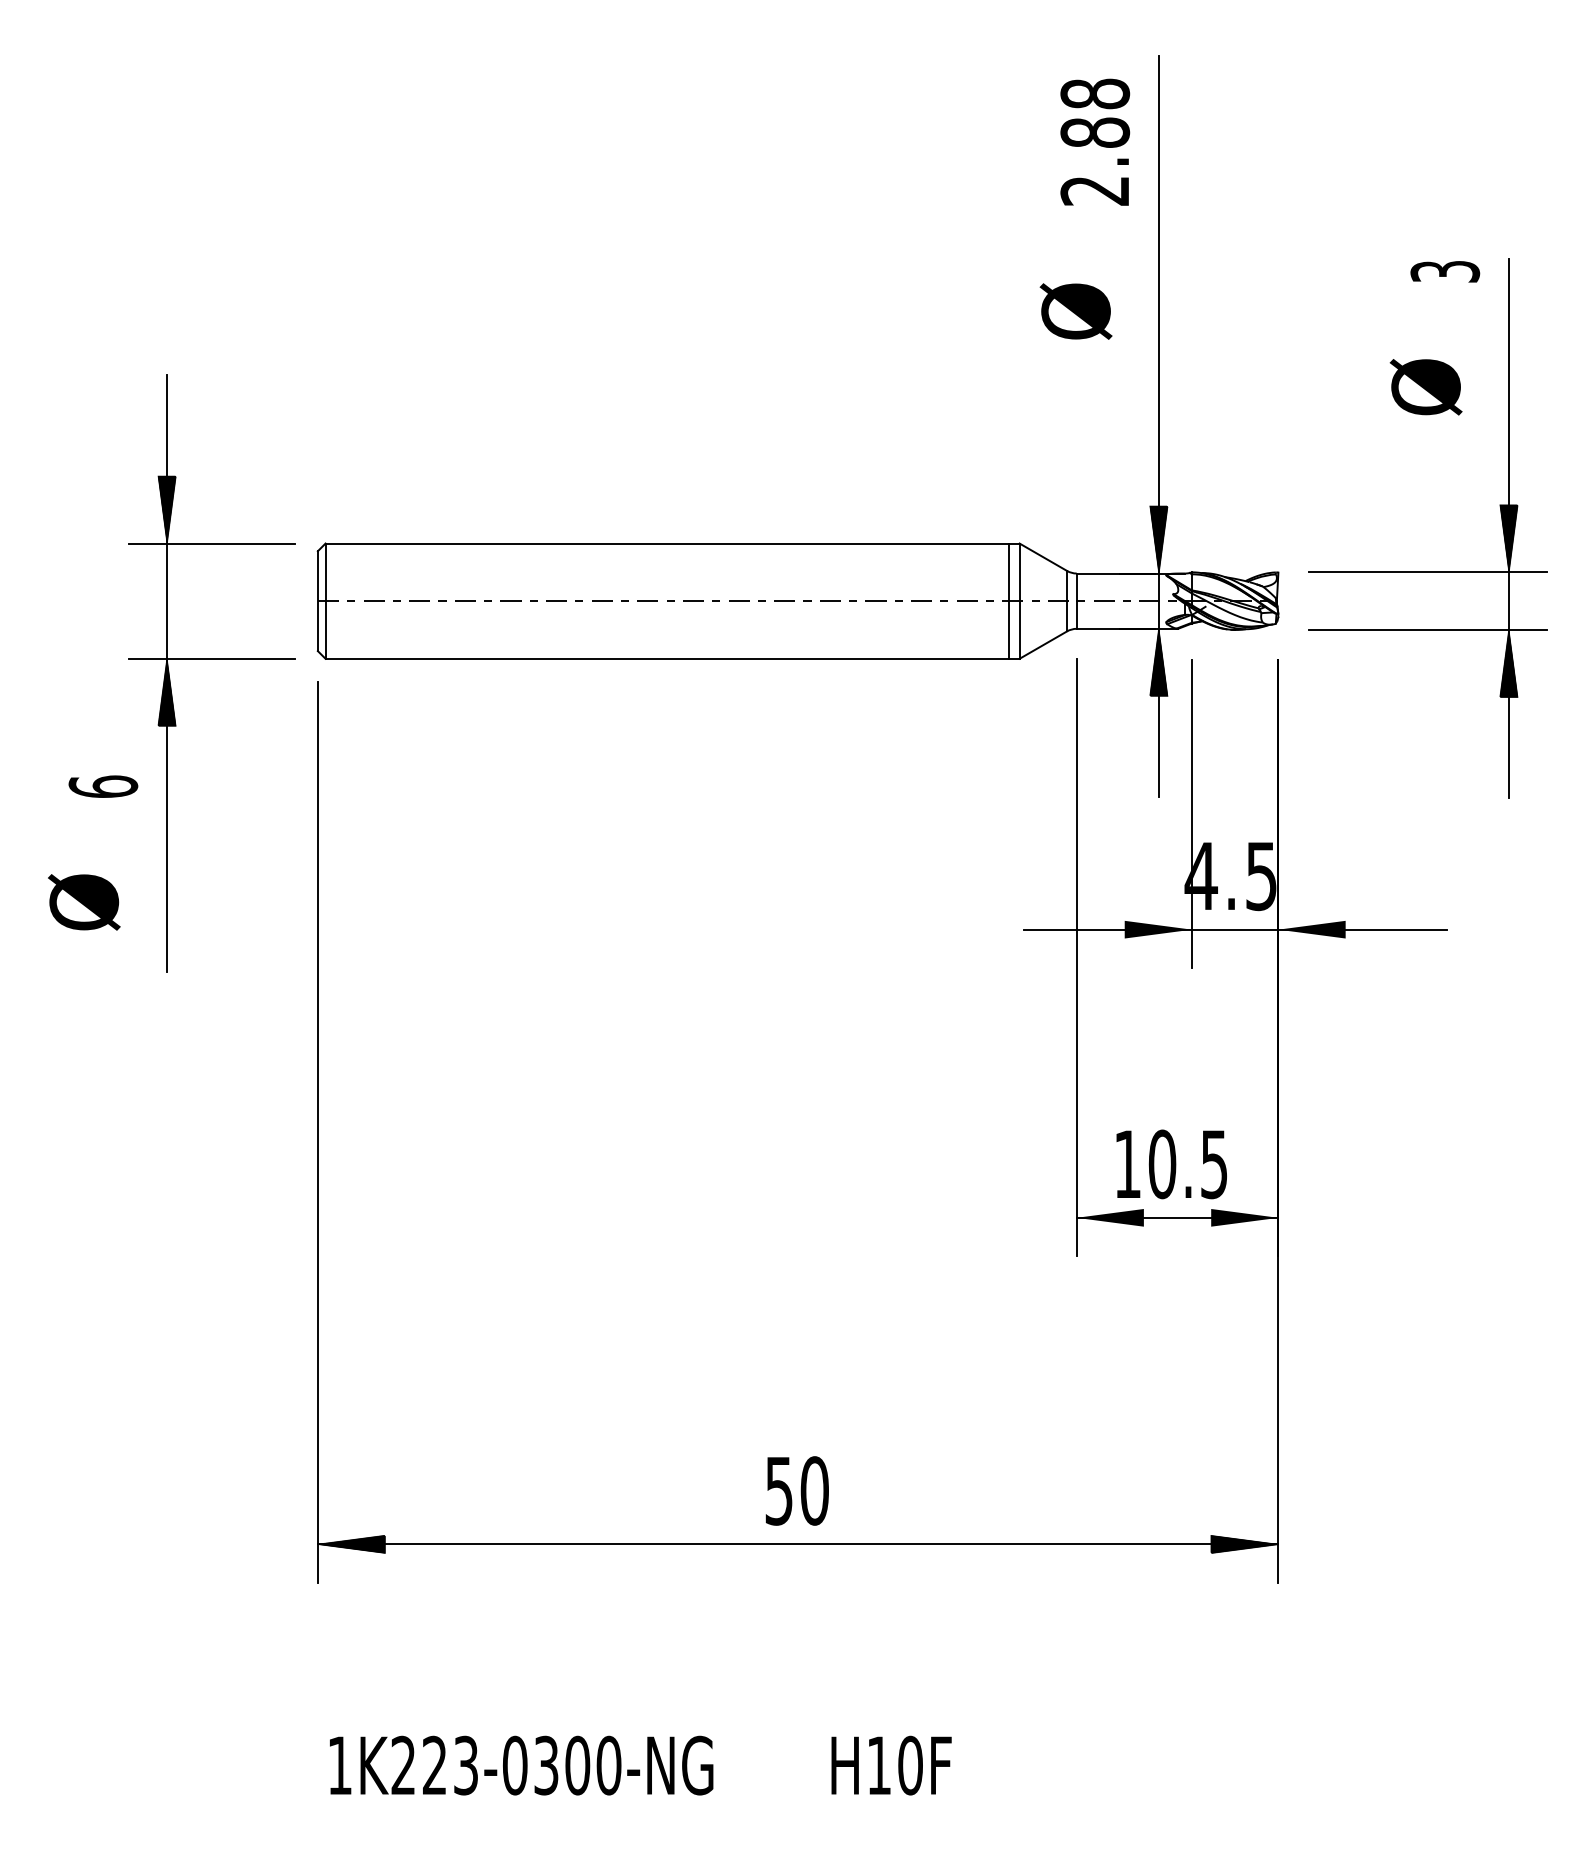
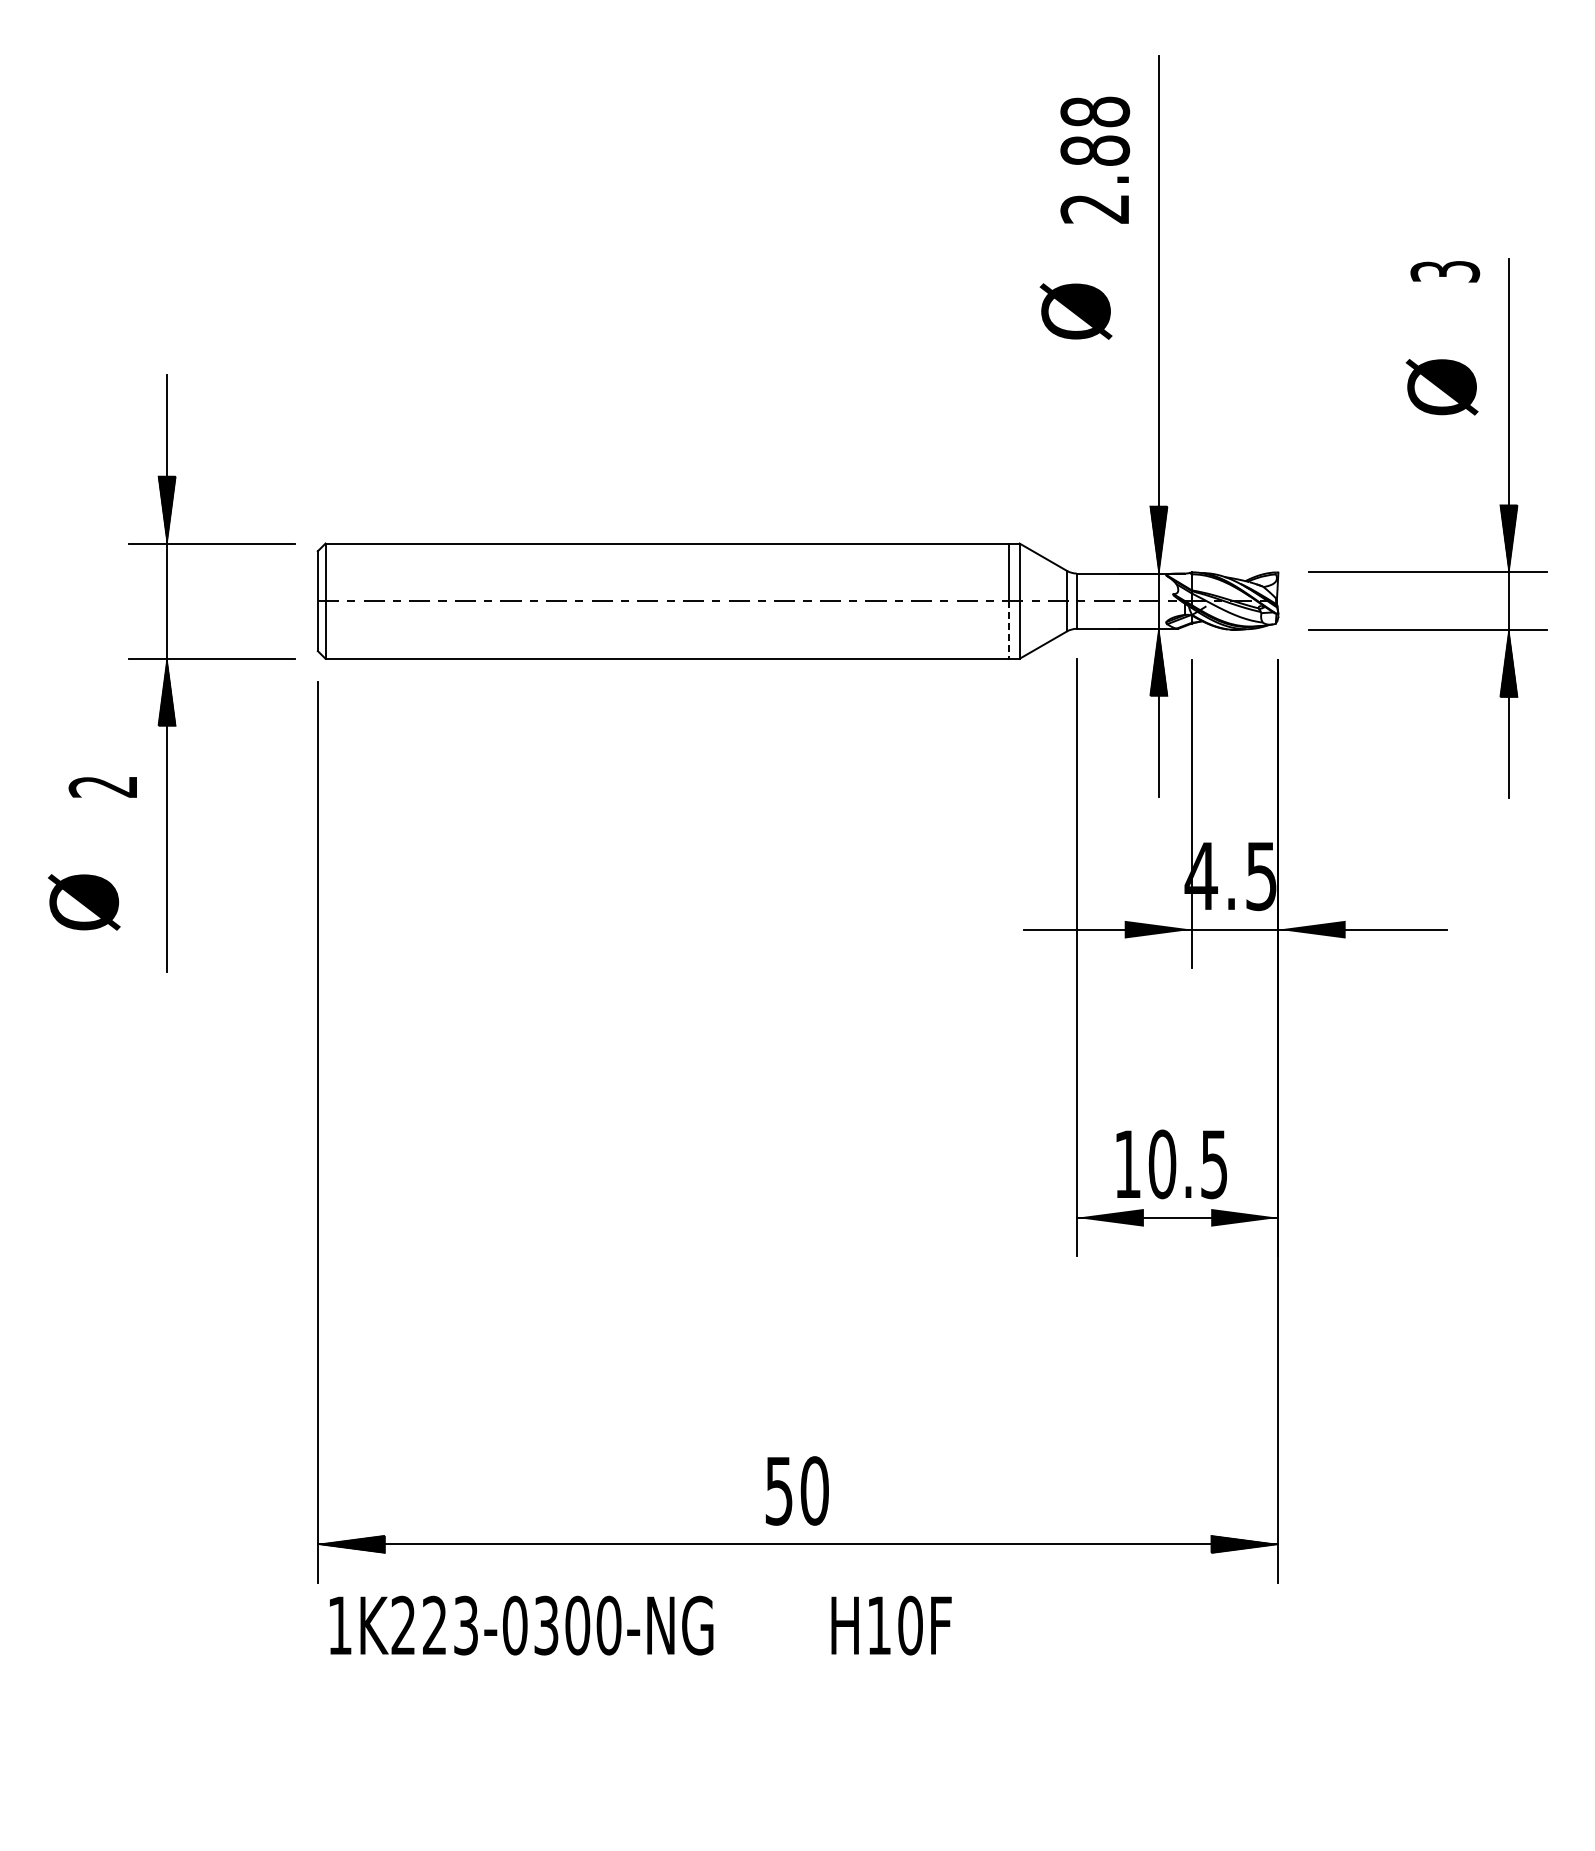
text position: (1095, 141) -> (1095, 159) (1095, 159)
text position: (1425, 387) -> (1441, 387) (1441, 387)
line: solid -> dashed (1009, 630)
text: 6 -> 2 (103, 786)
text position: (640, 1765) -> (640, 1625) (640, 1625)
